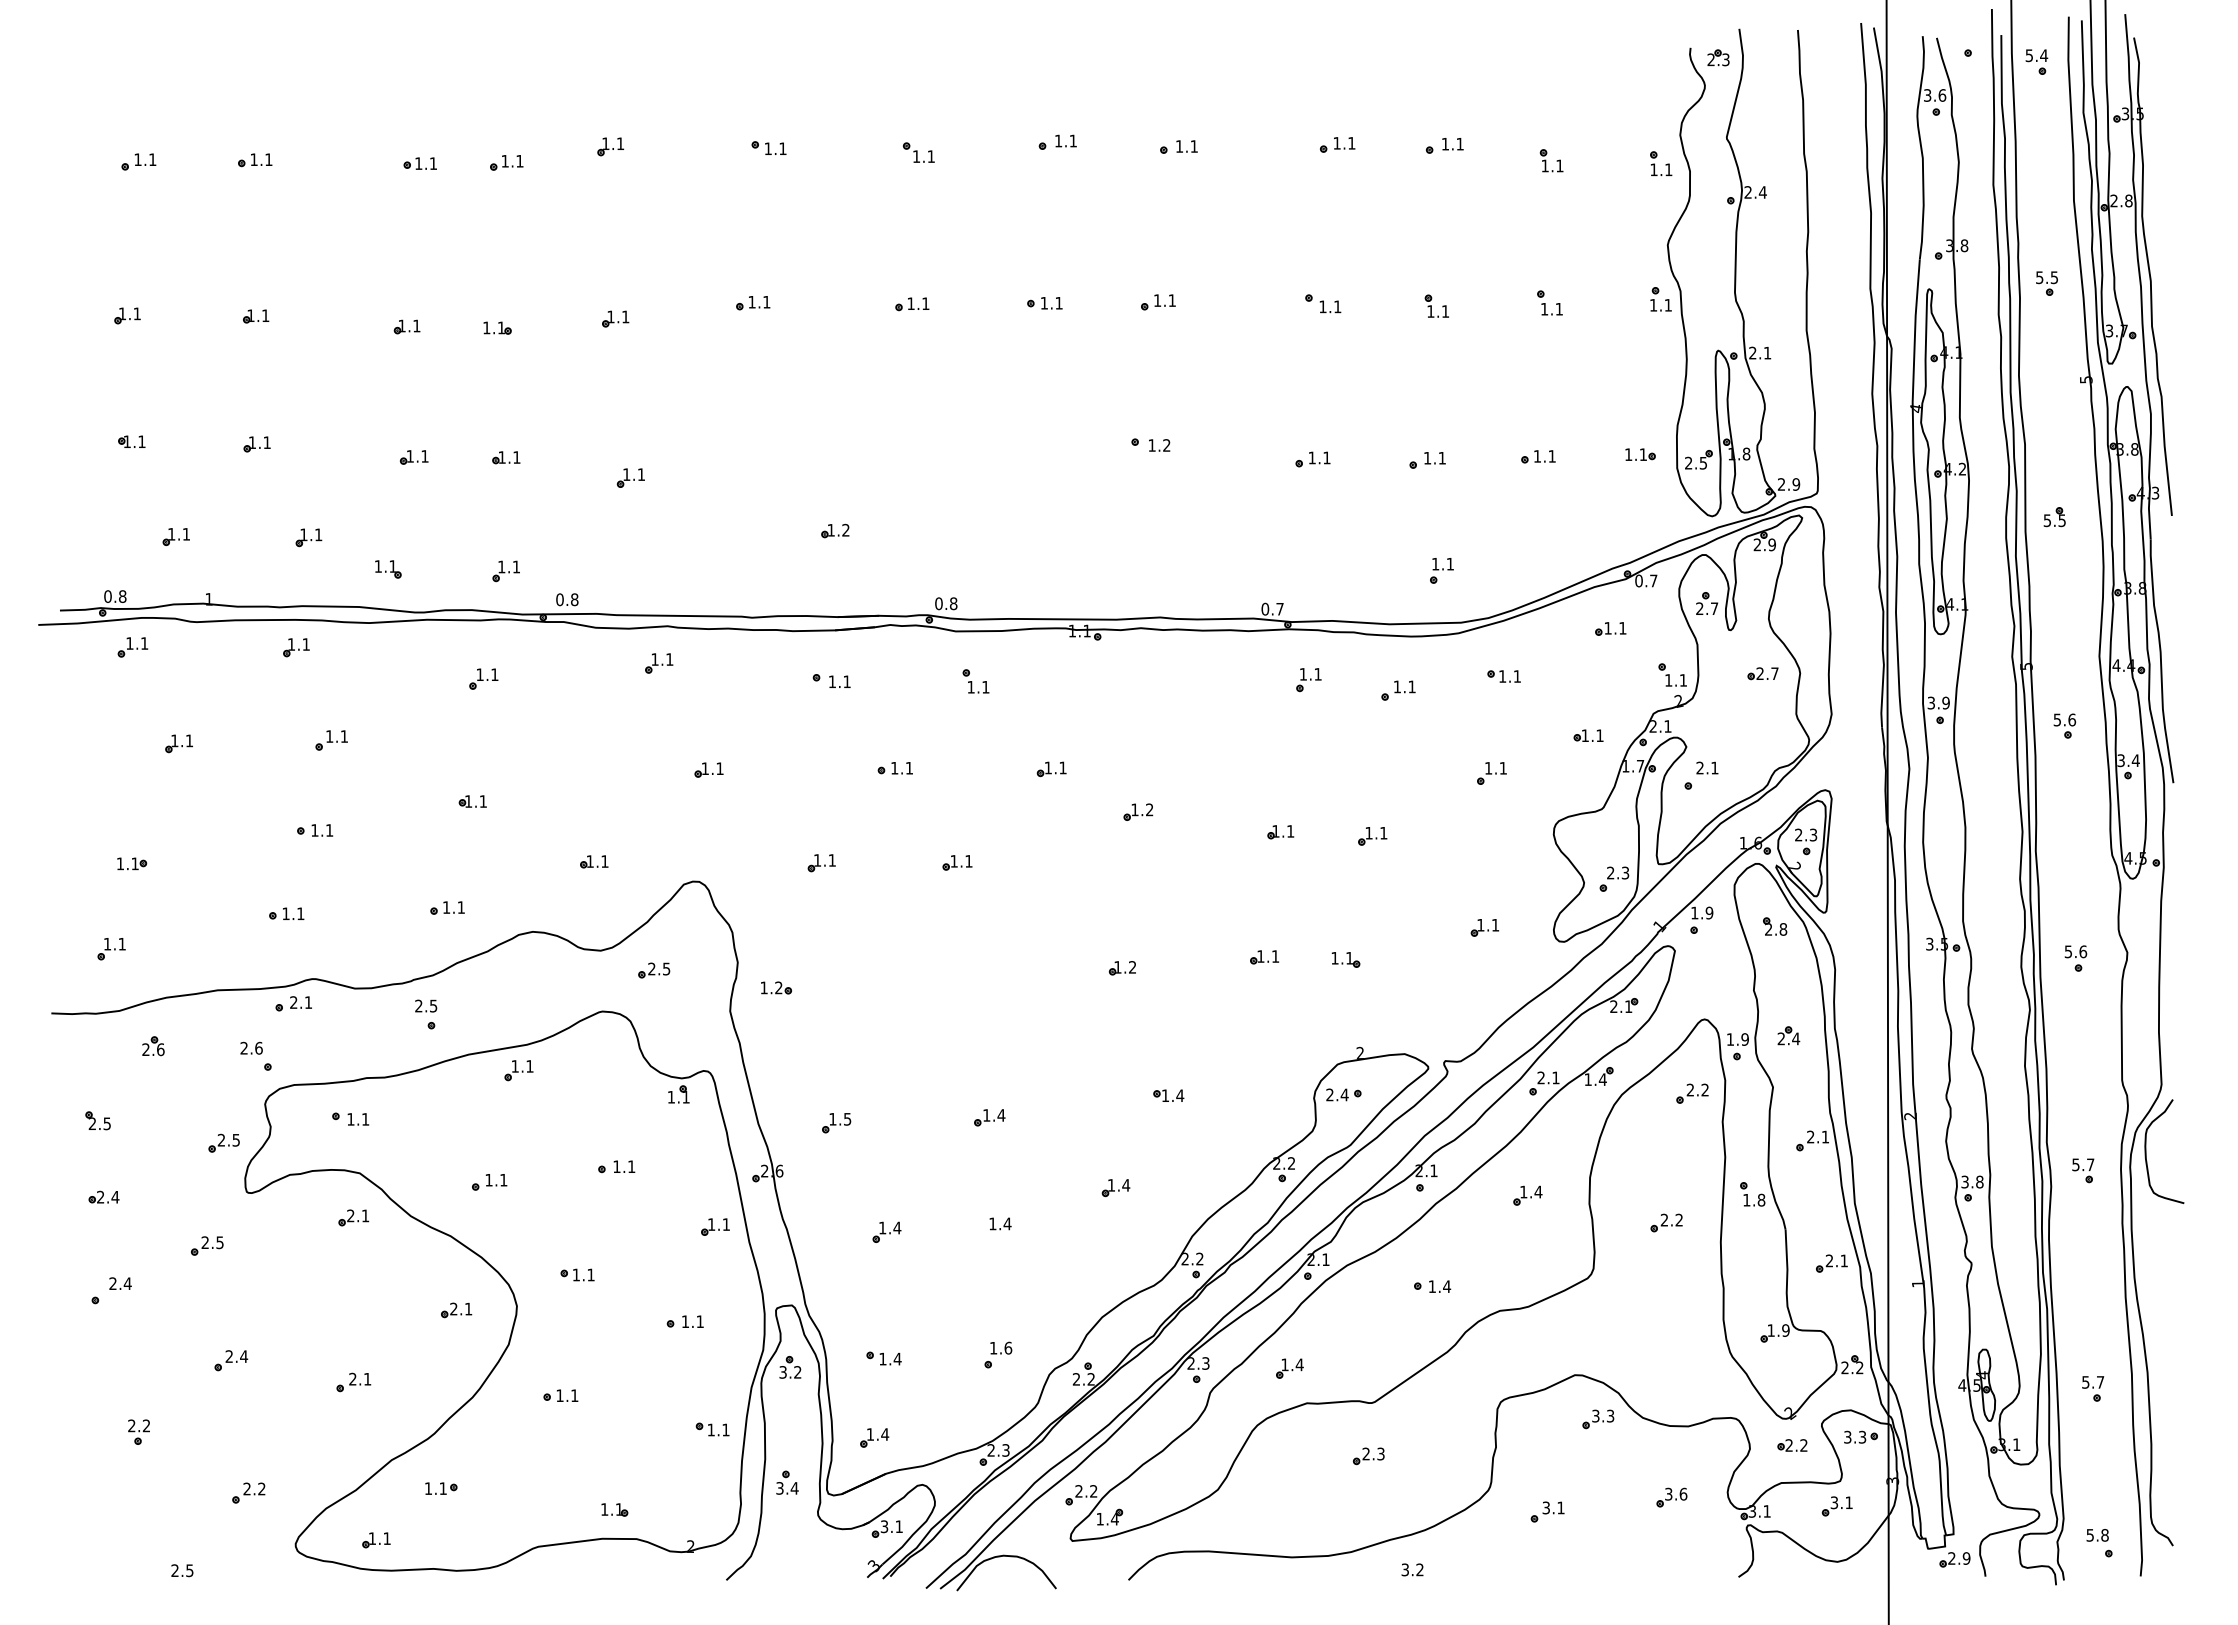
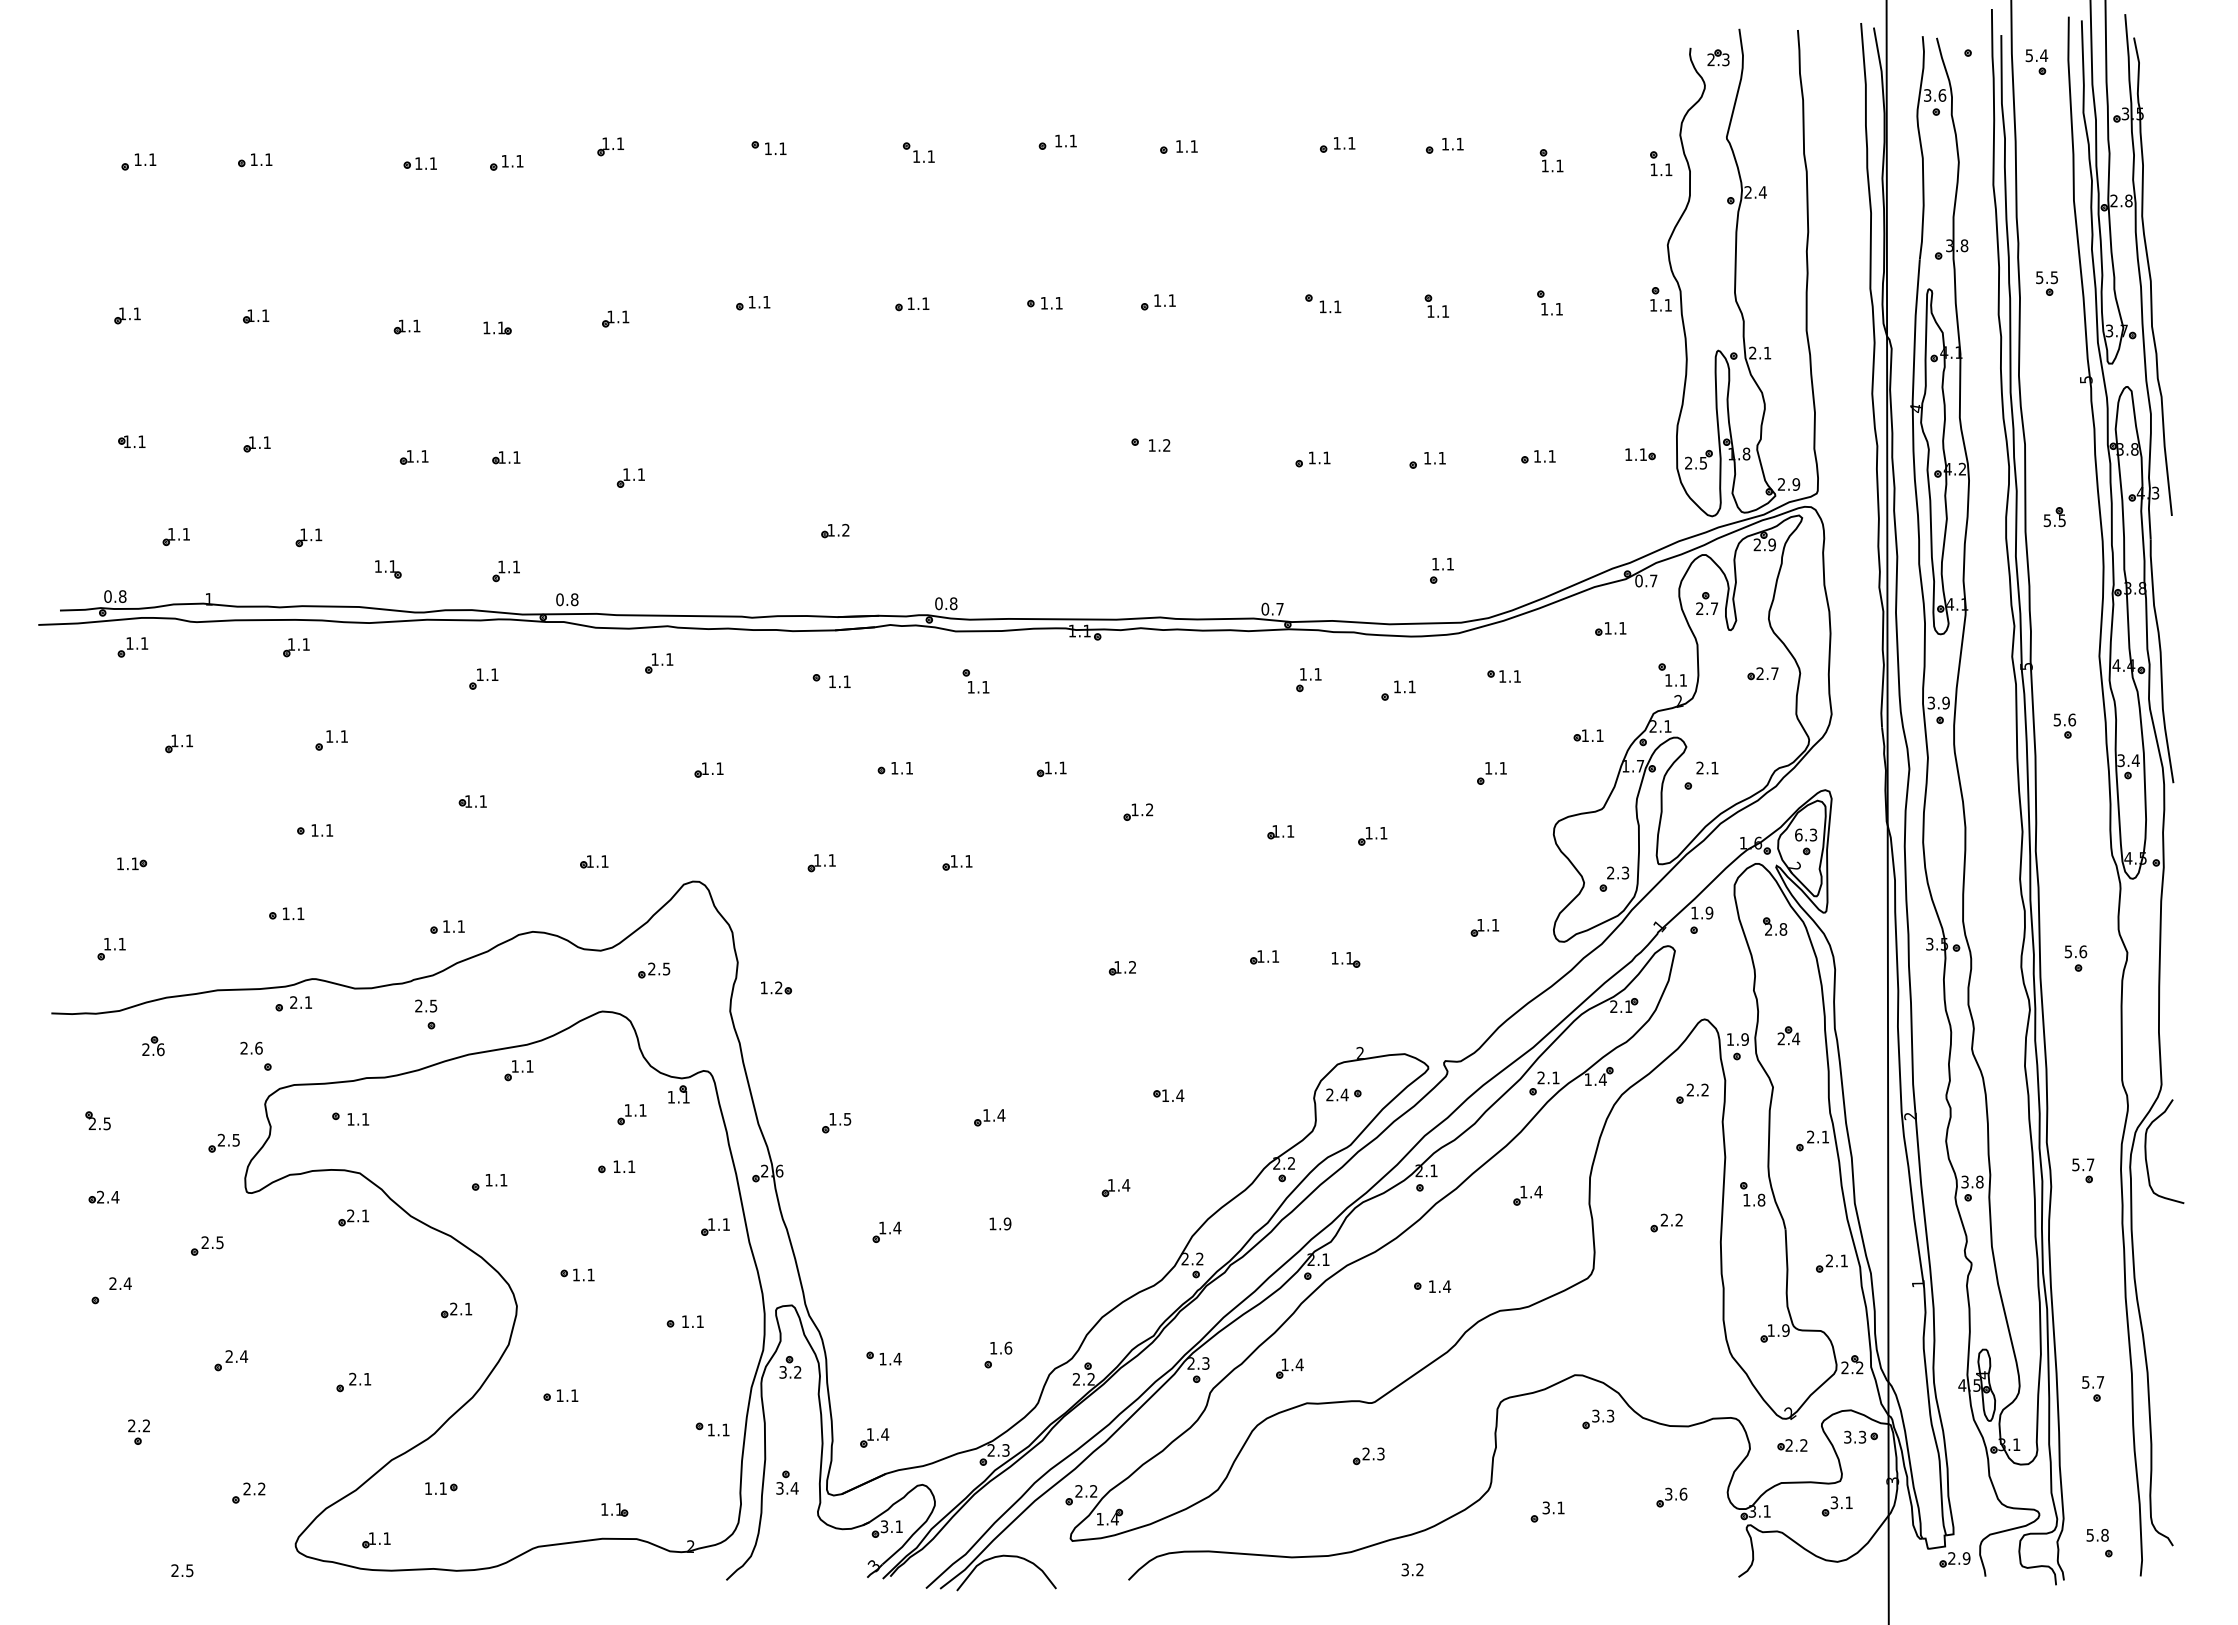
text: 2.3 -> 6.3 (1798, 834)
part position: (447, 907) -> (447, 926) (447, 926)
part: none -> present (631, 1114)
text: 1.4 -> 1.9 (1007, 1223)
